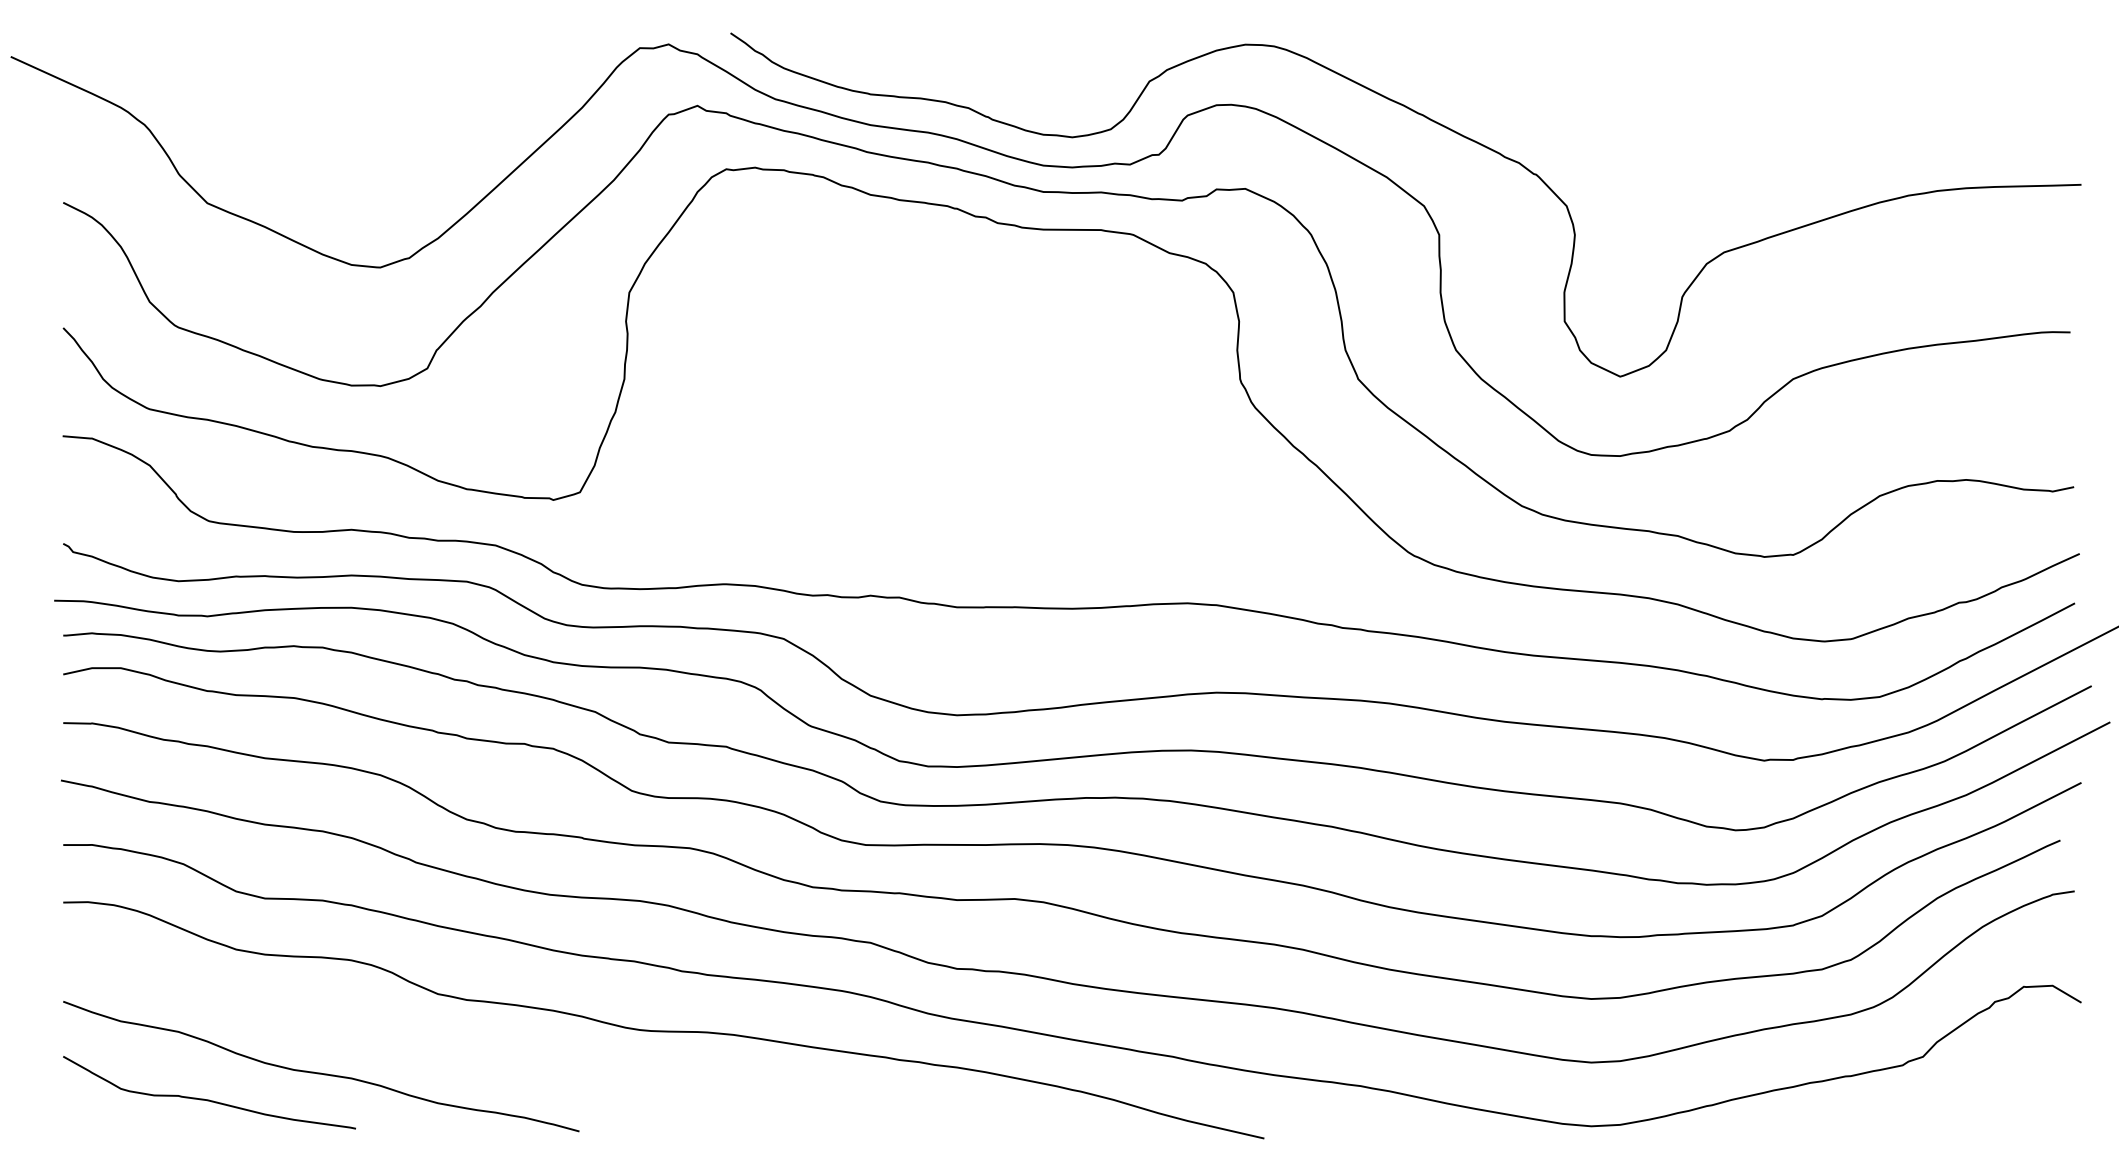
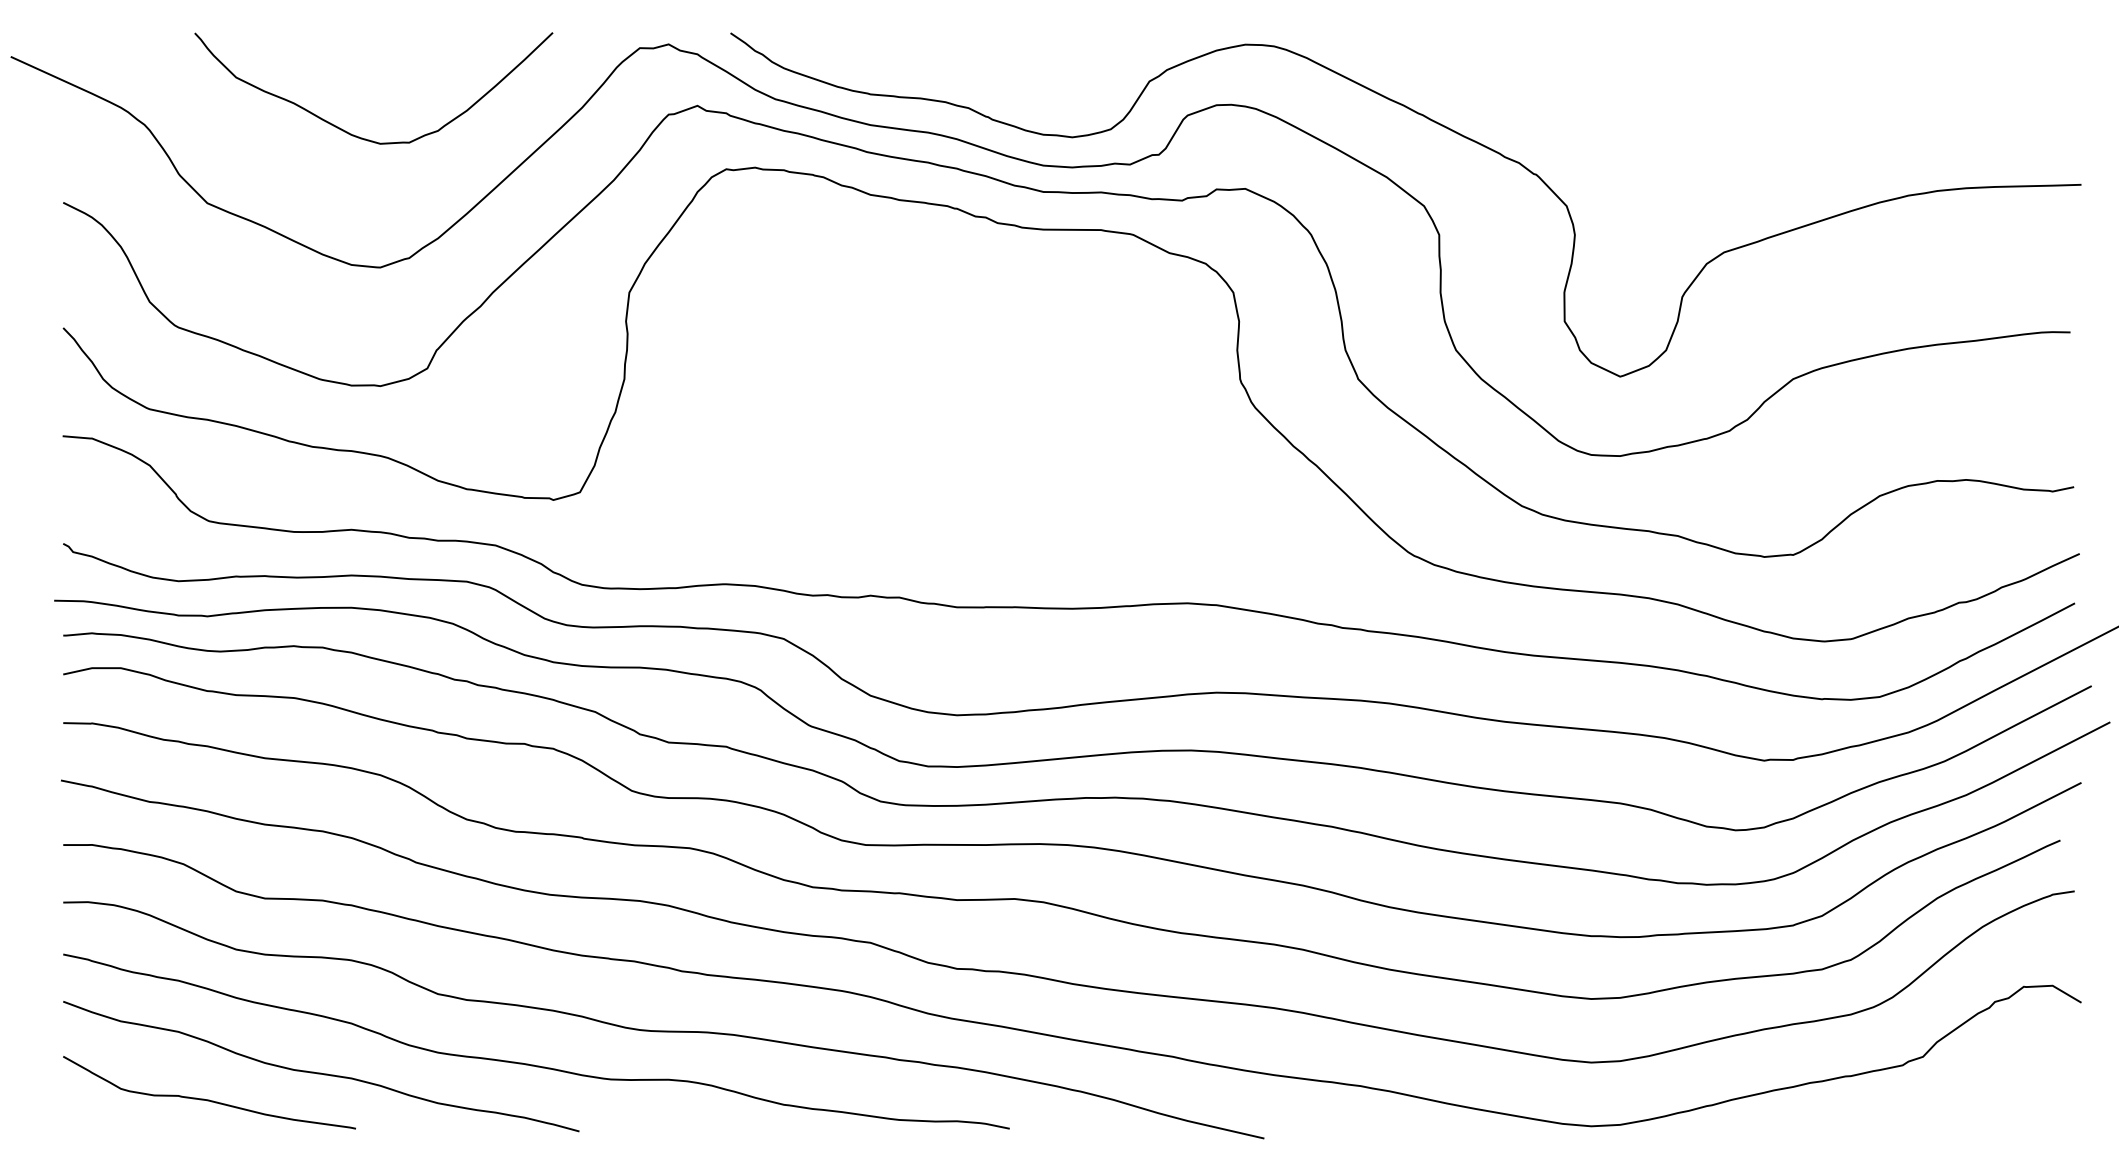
curve: none -> present (356, 135)
curve: none -> present (534, 1064)
